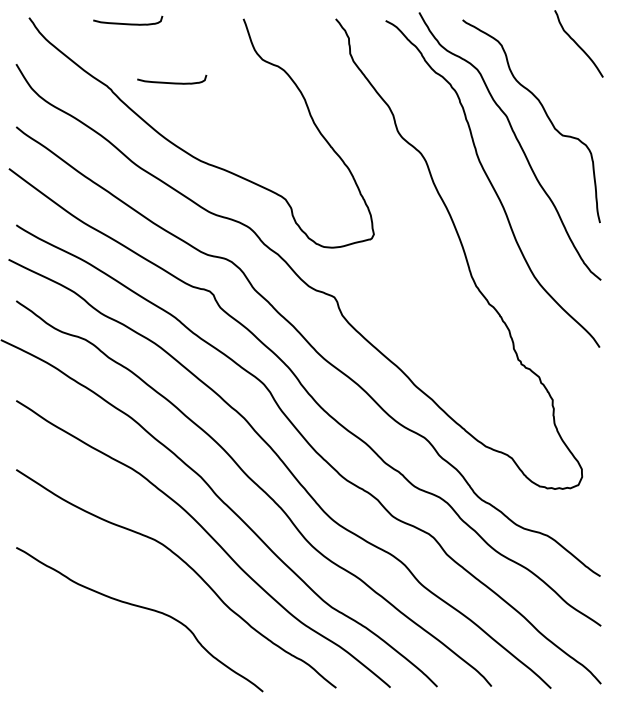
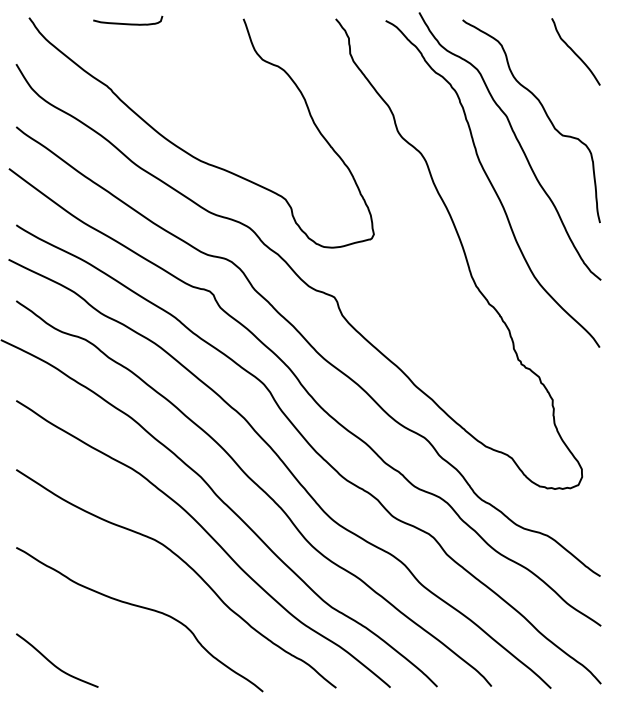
curve position: (577, 43) -> (574, 51) (574, 51)
curve: present -> none (172, 82)
curve: none -> present (53, 663)
